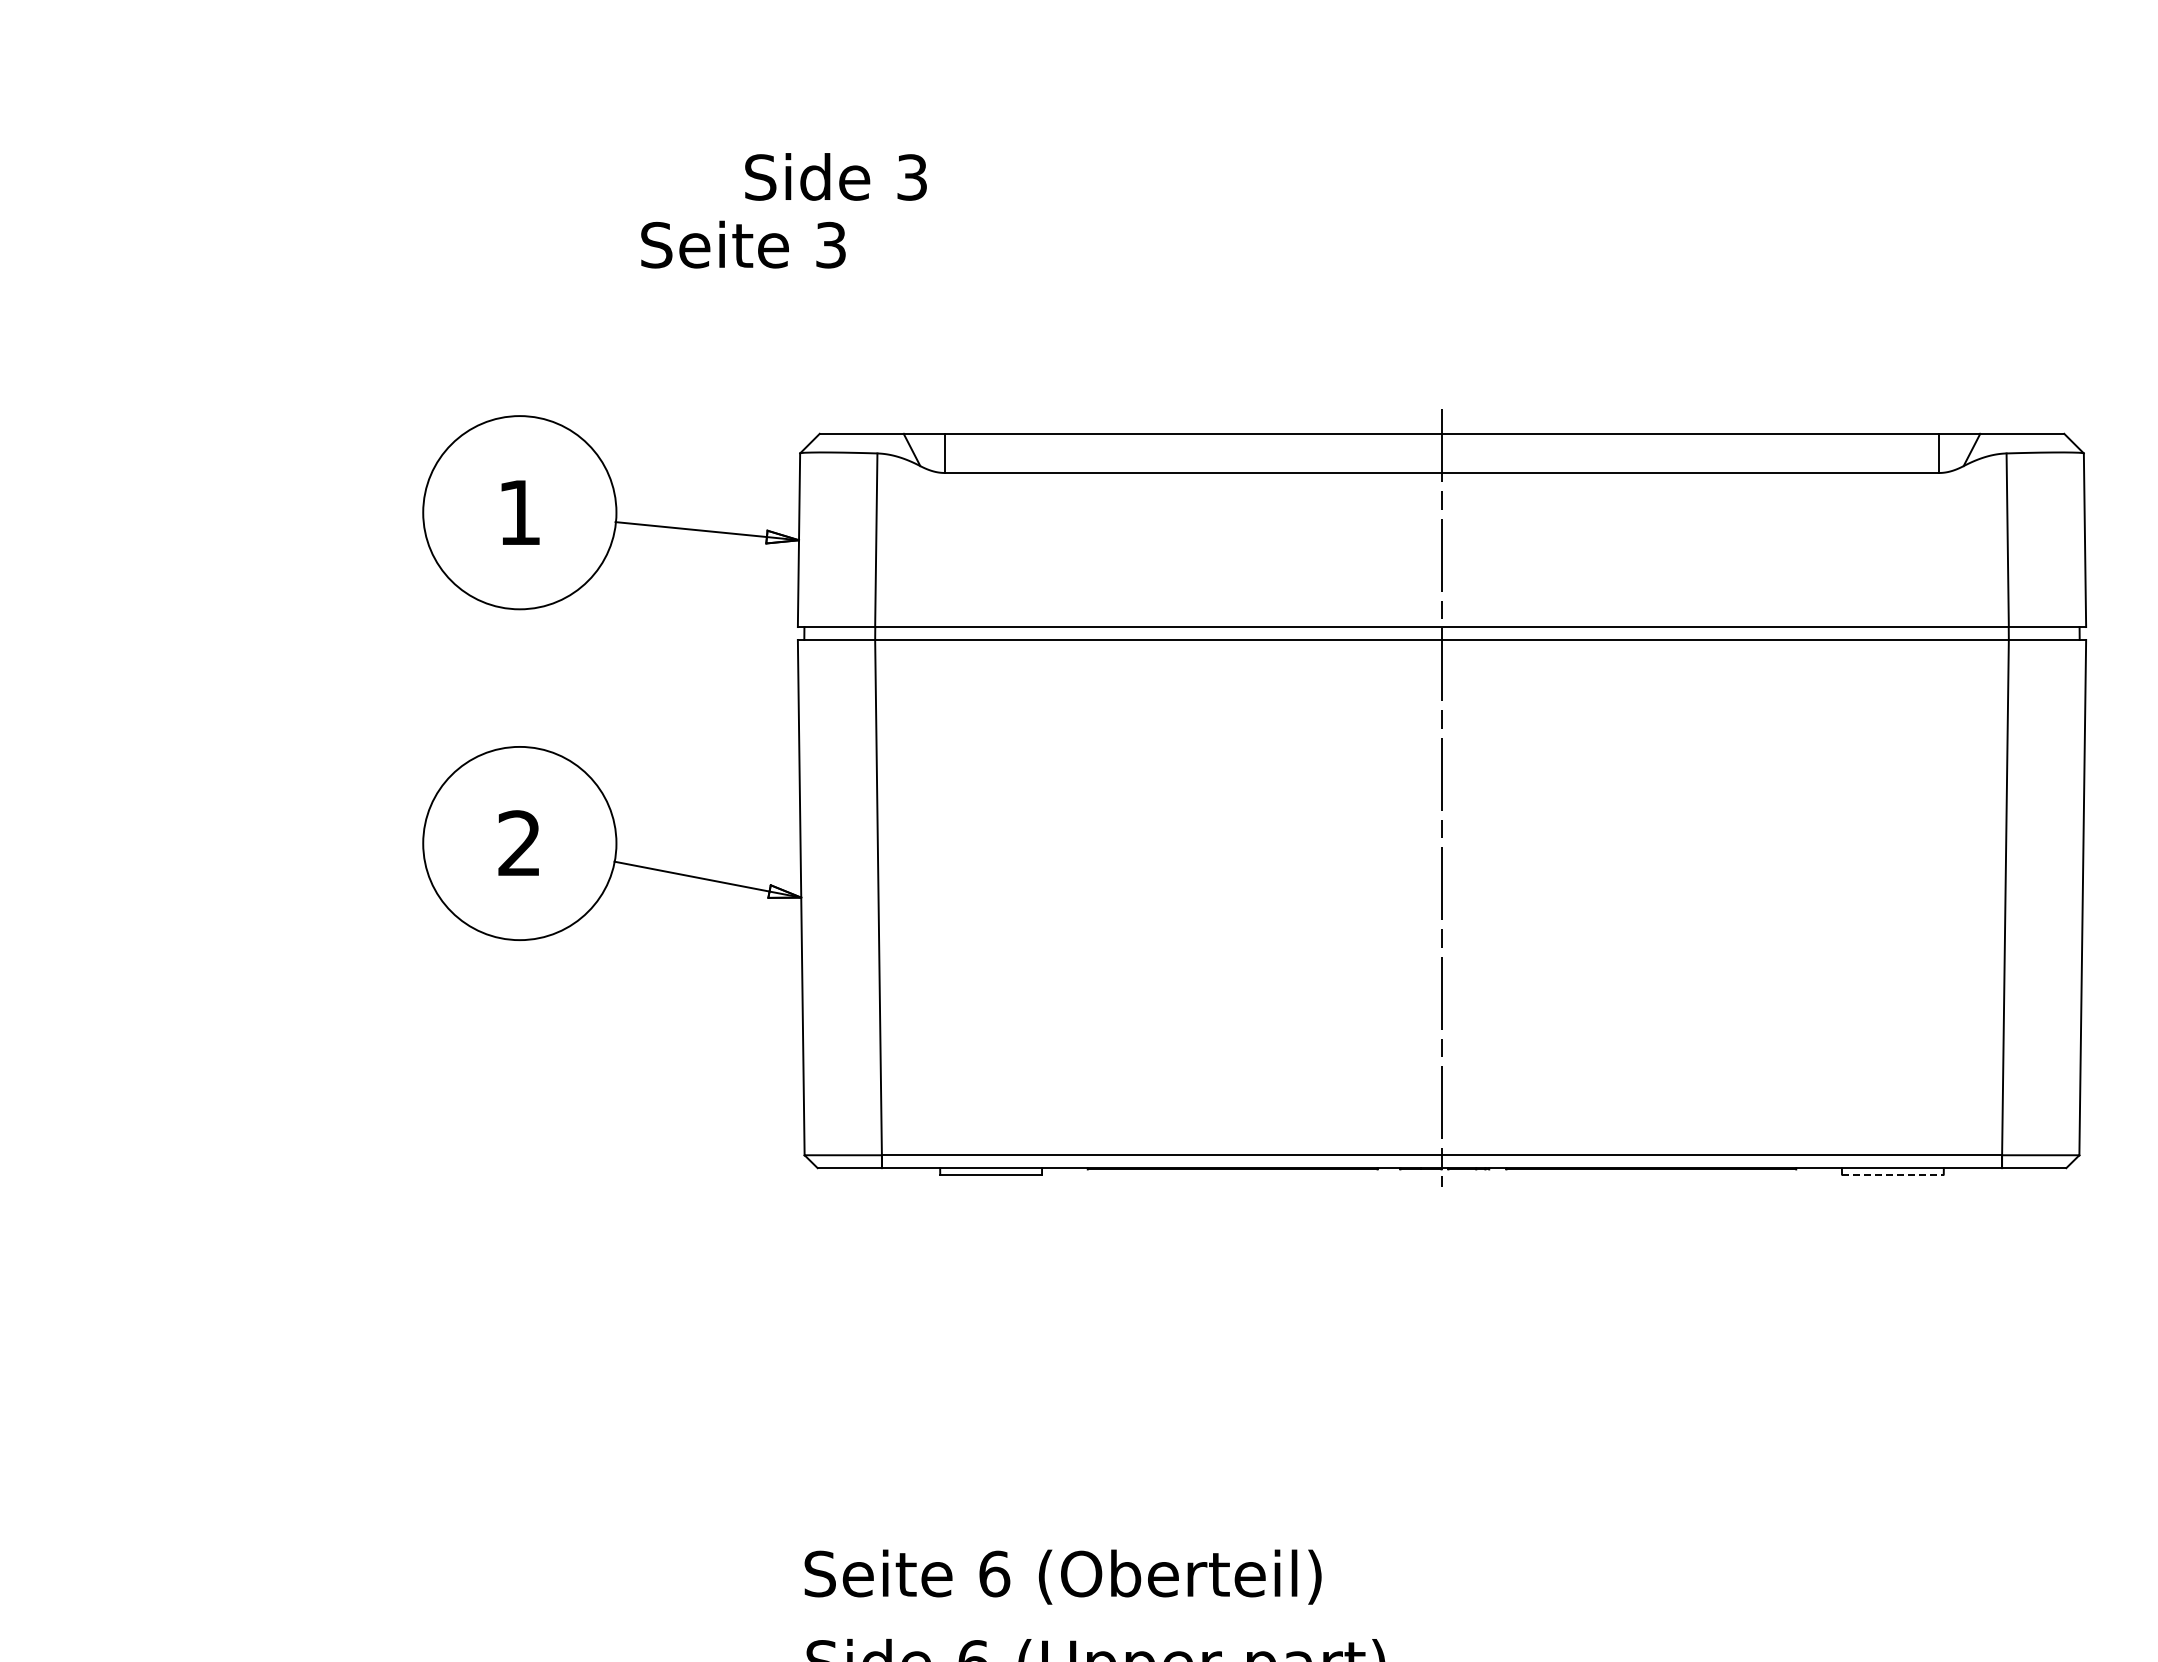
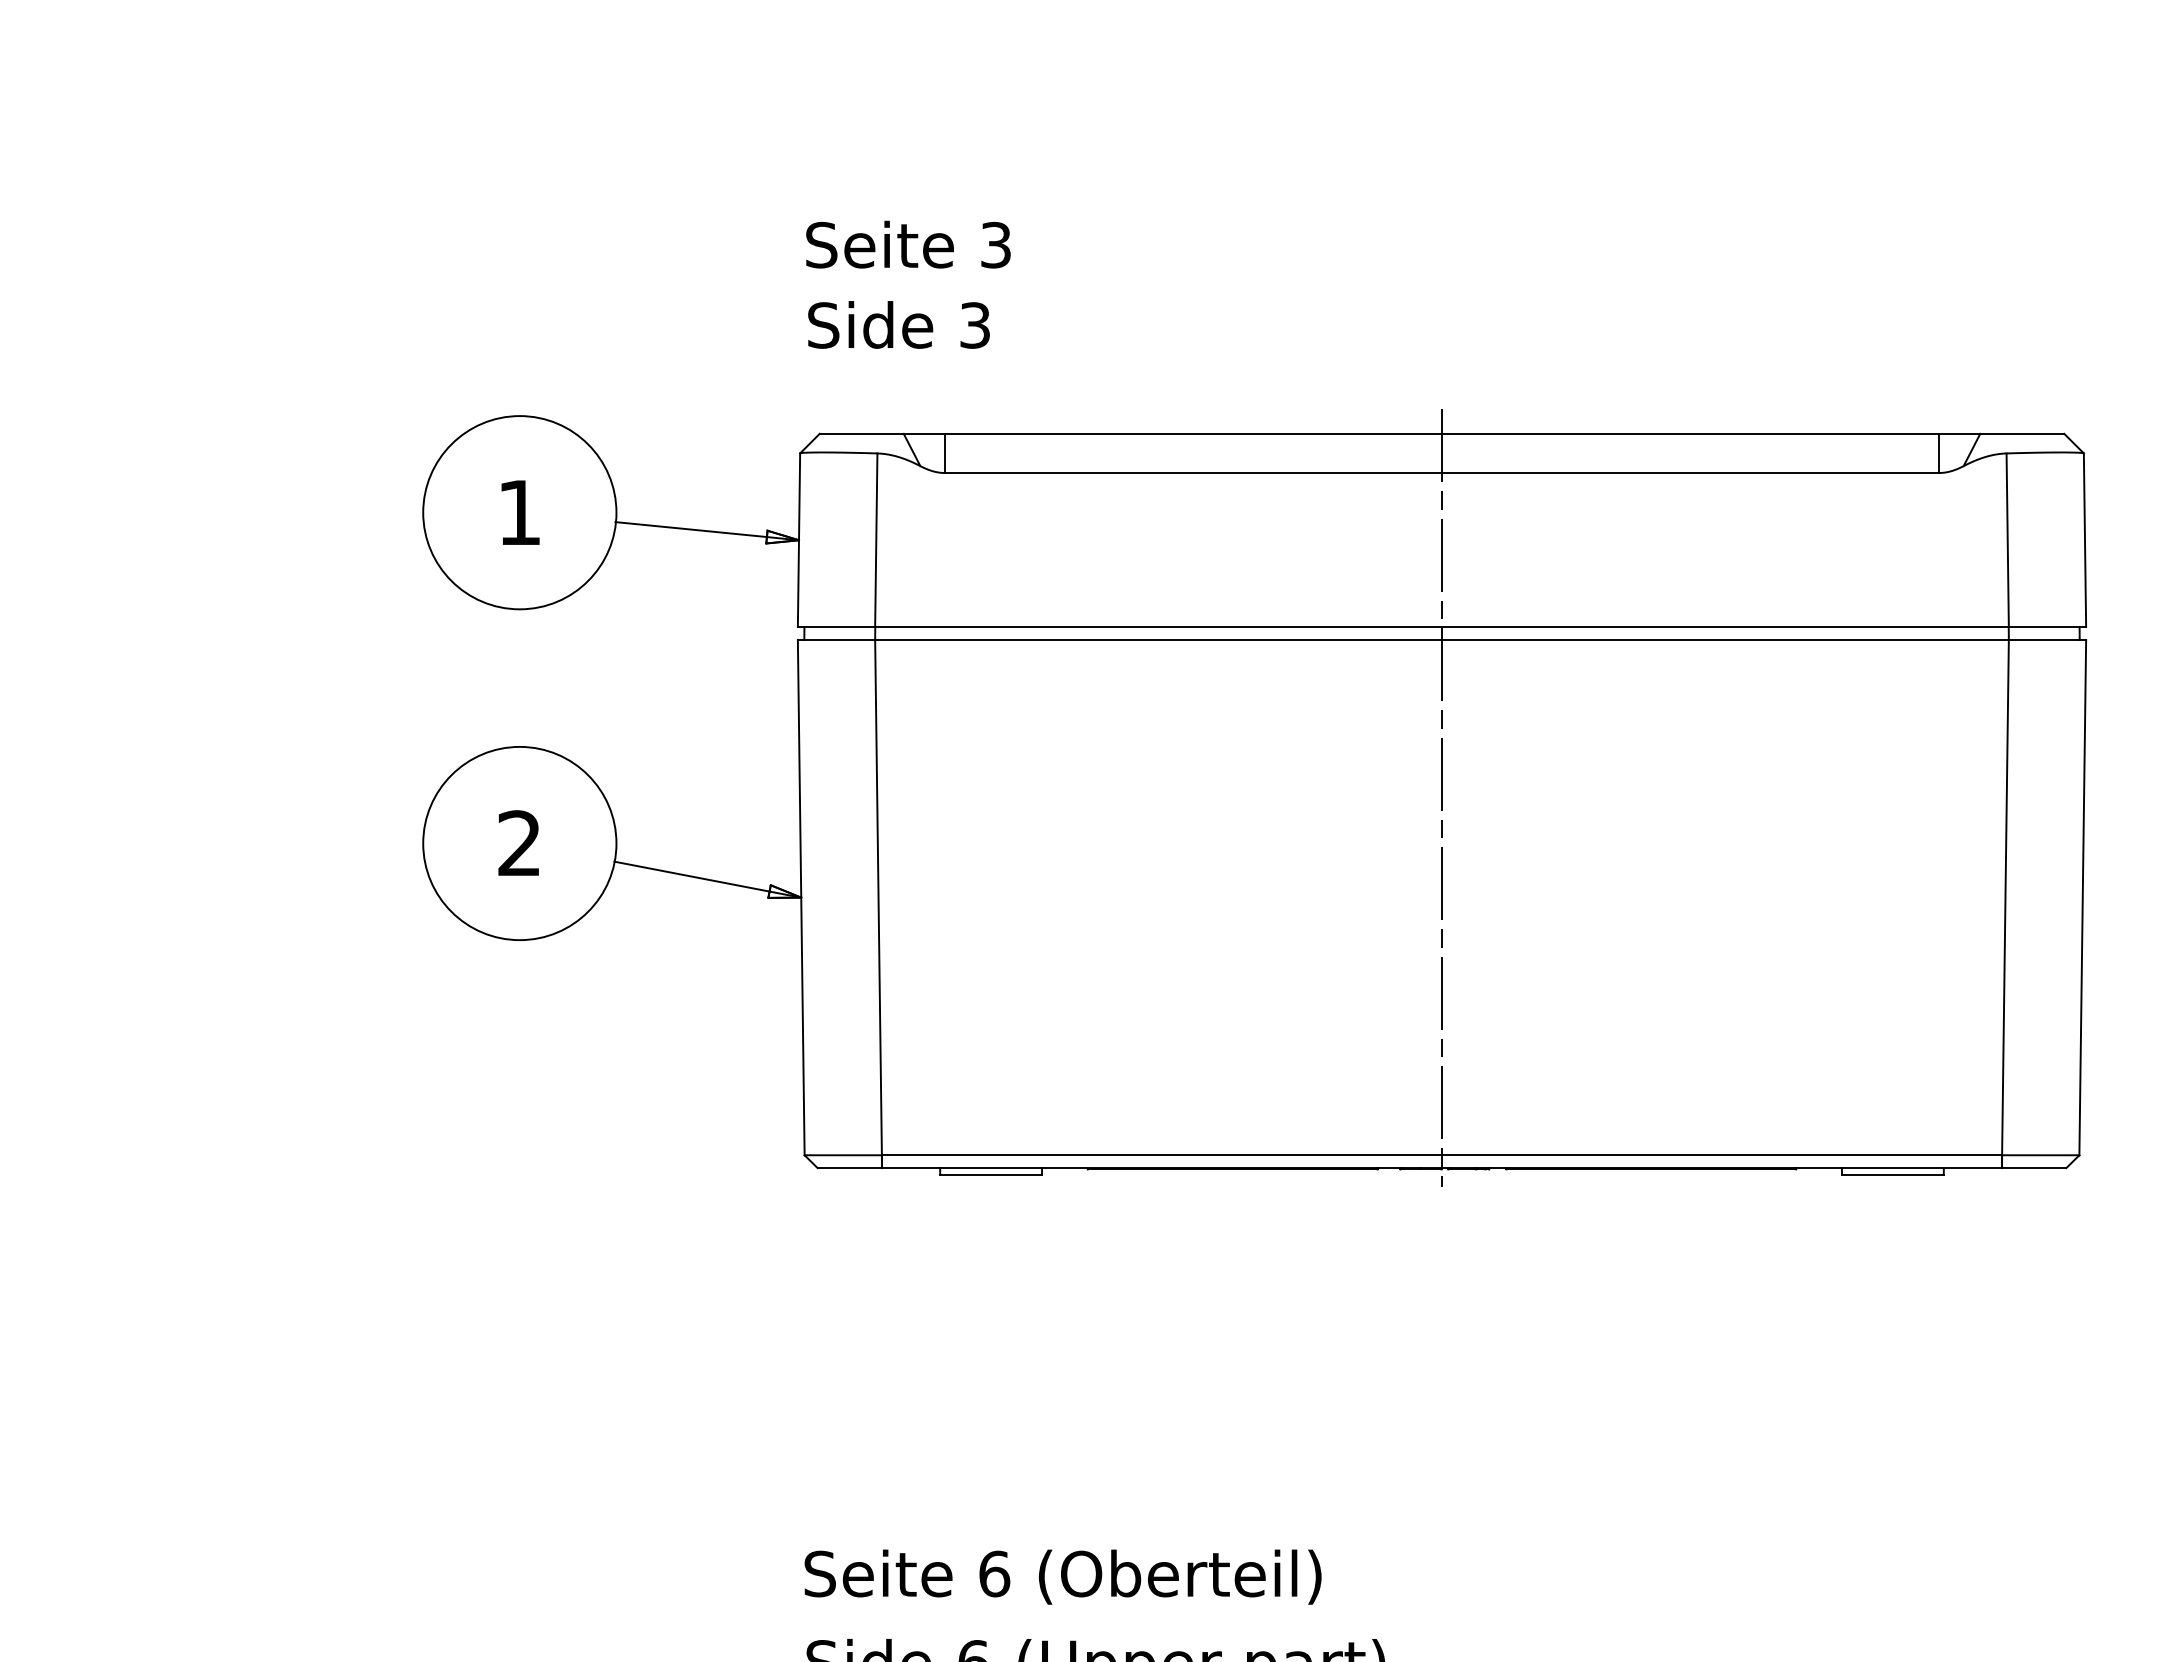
text position: (835, 176) -> (898, 324) (898, 324)
text position: (743, 244) -> (908, 244) (908, 244)
line: dashed -> solid (1892, 1174)
